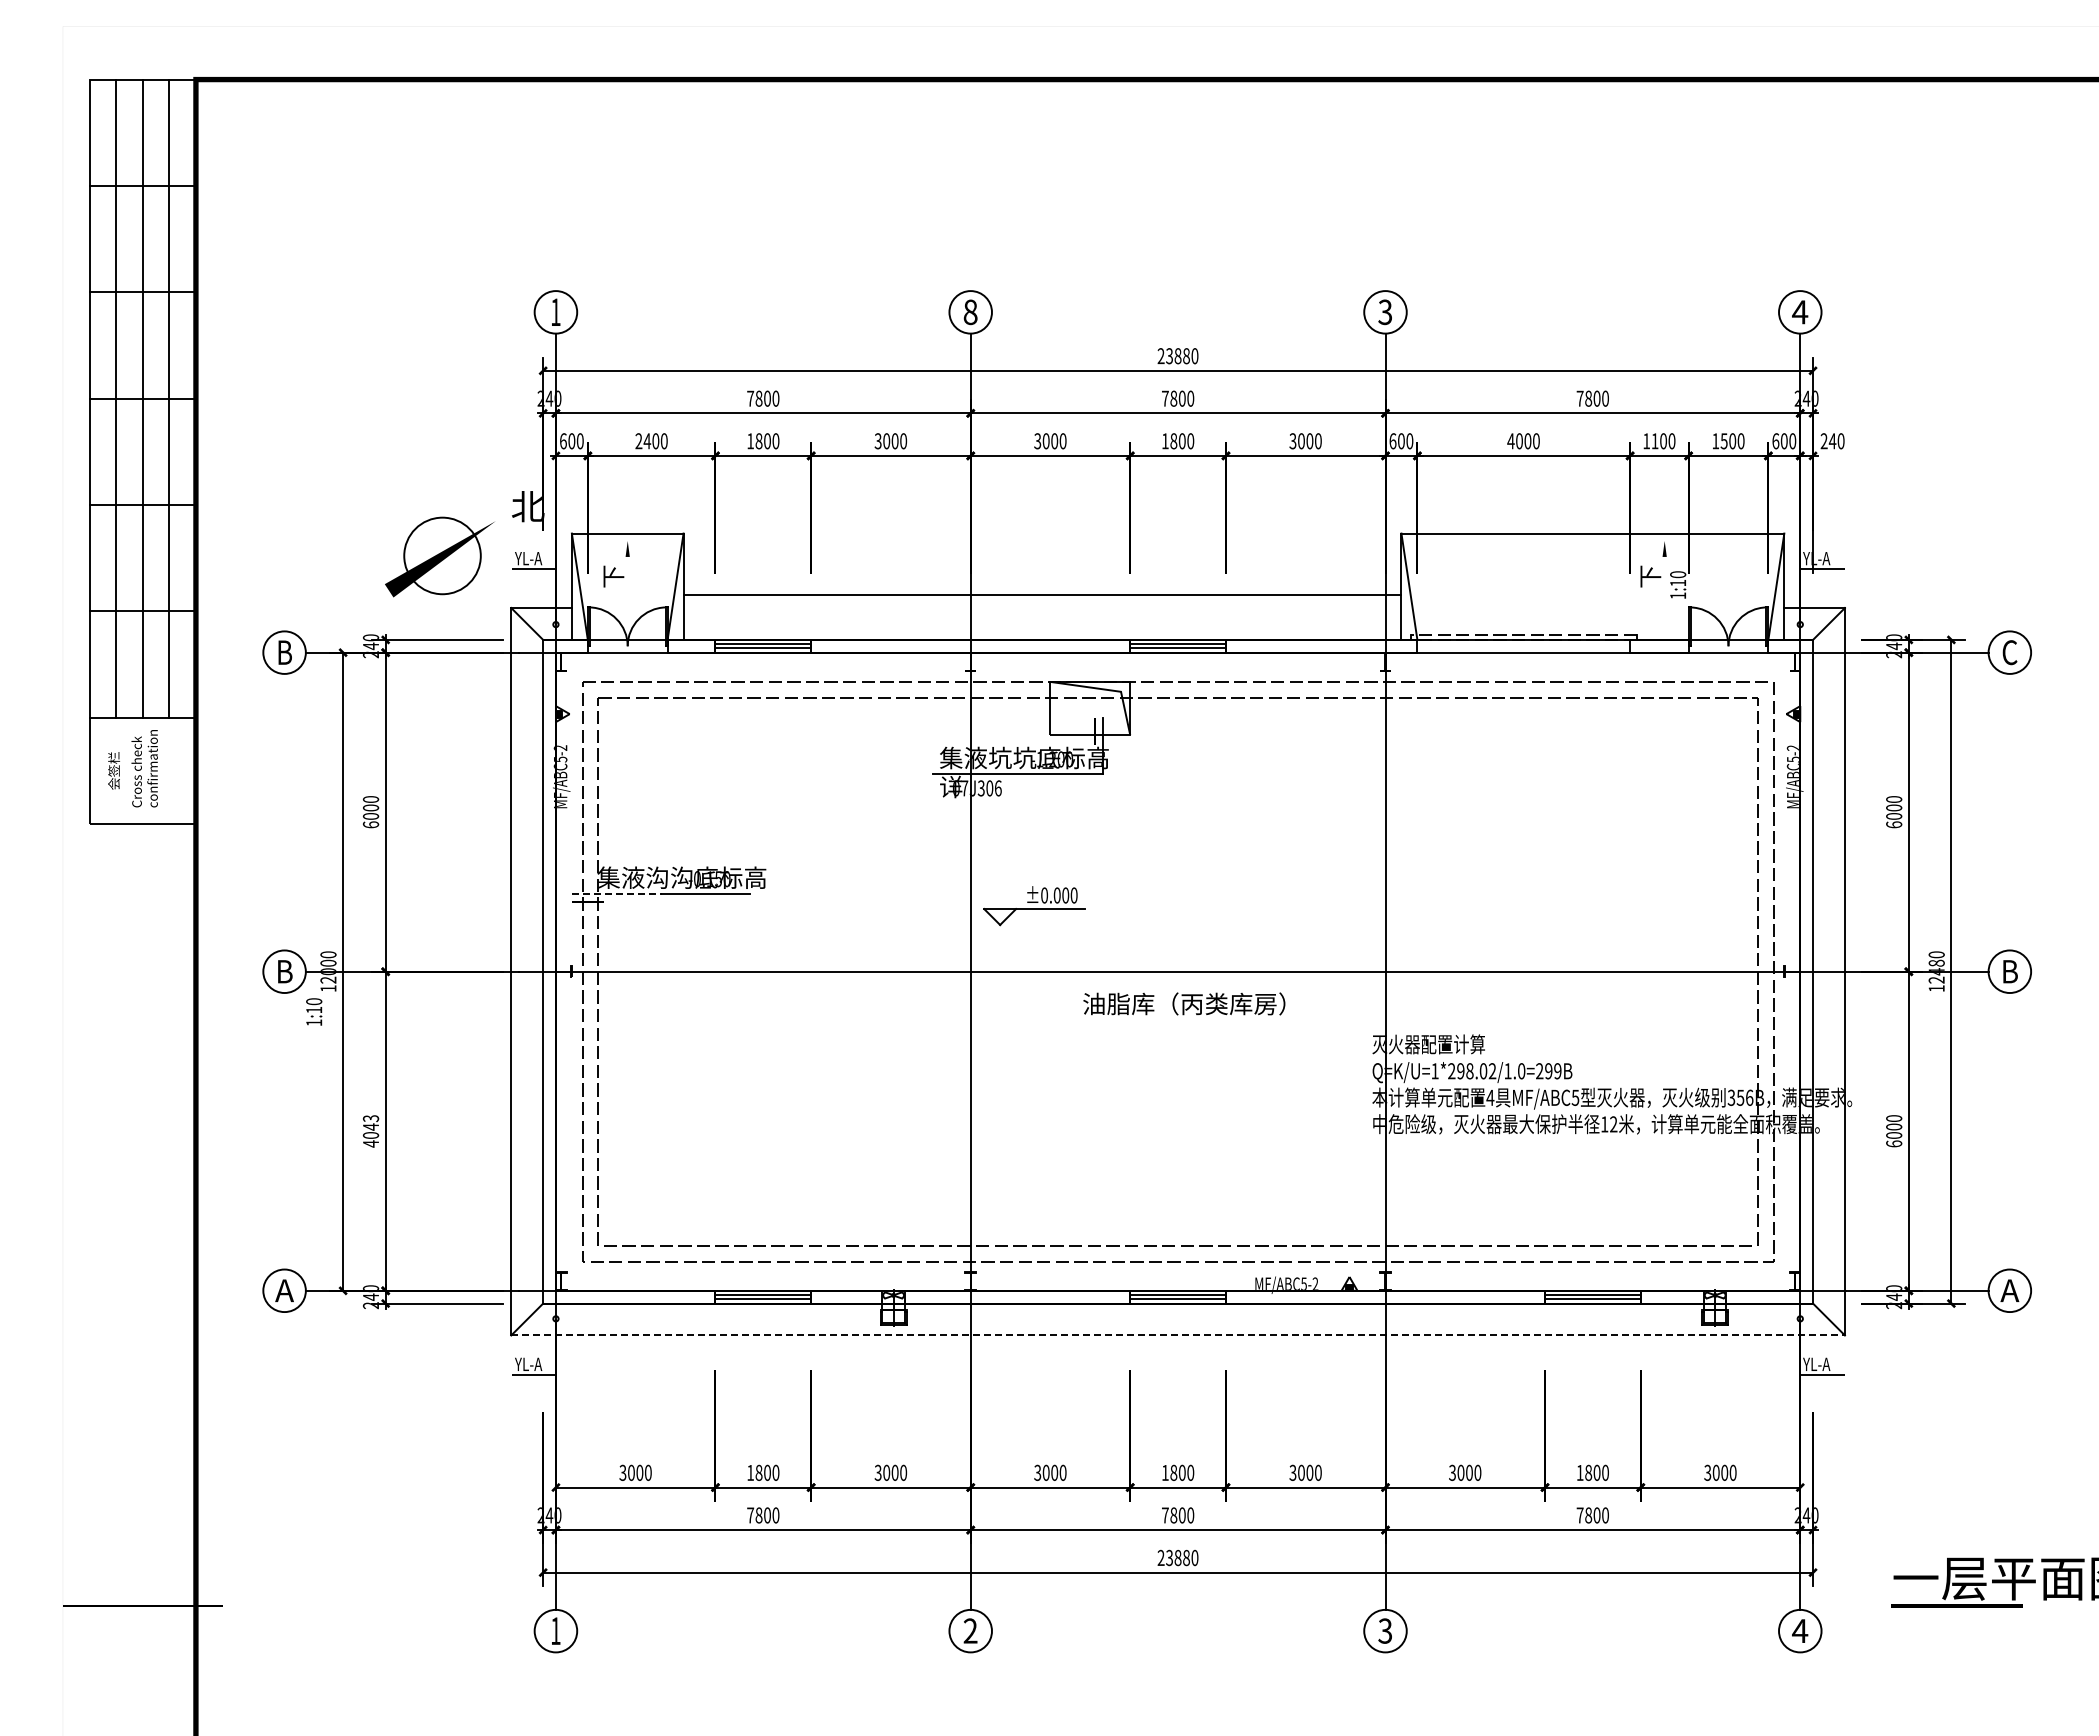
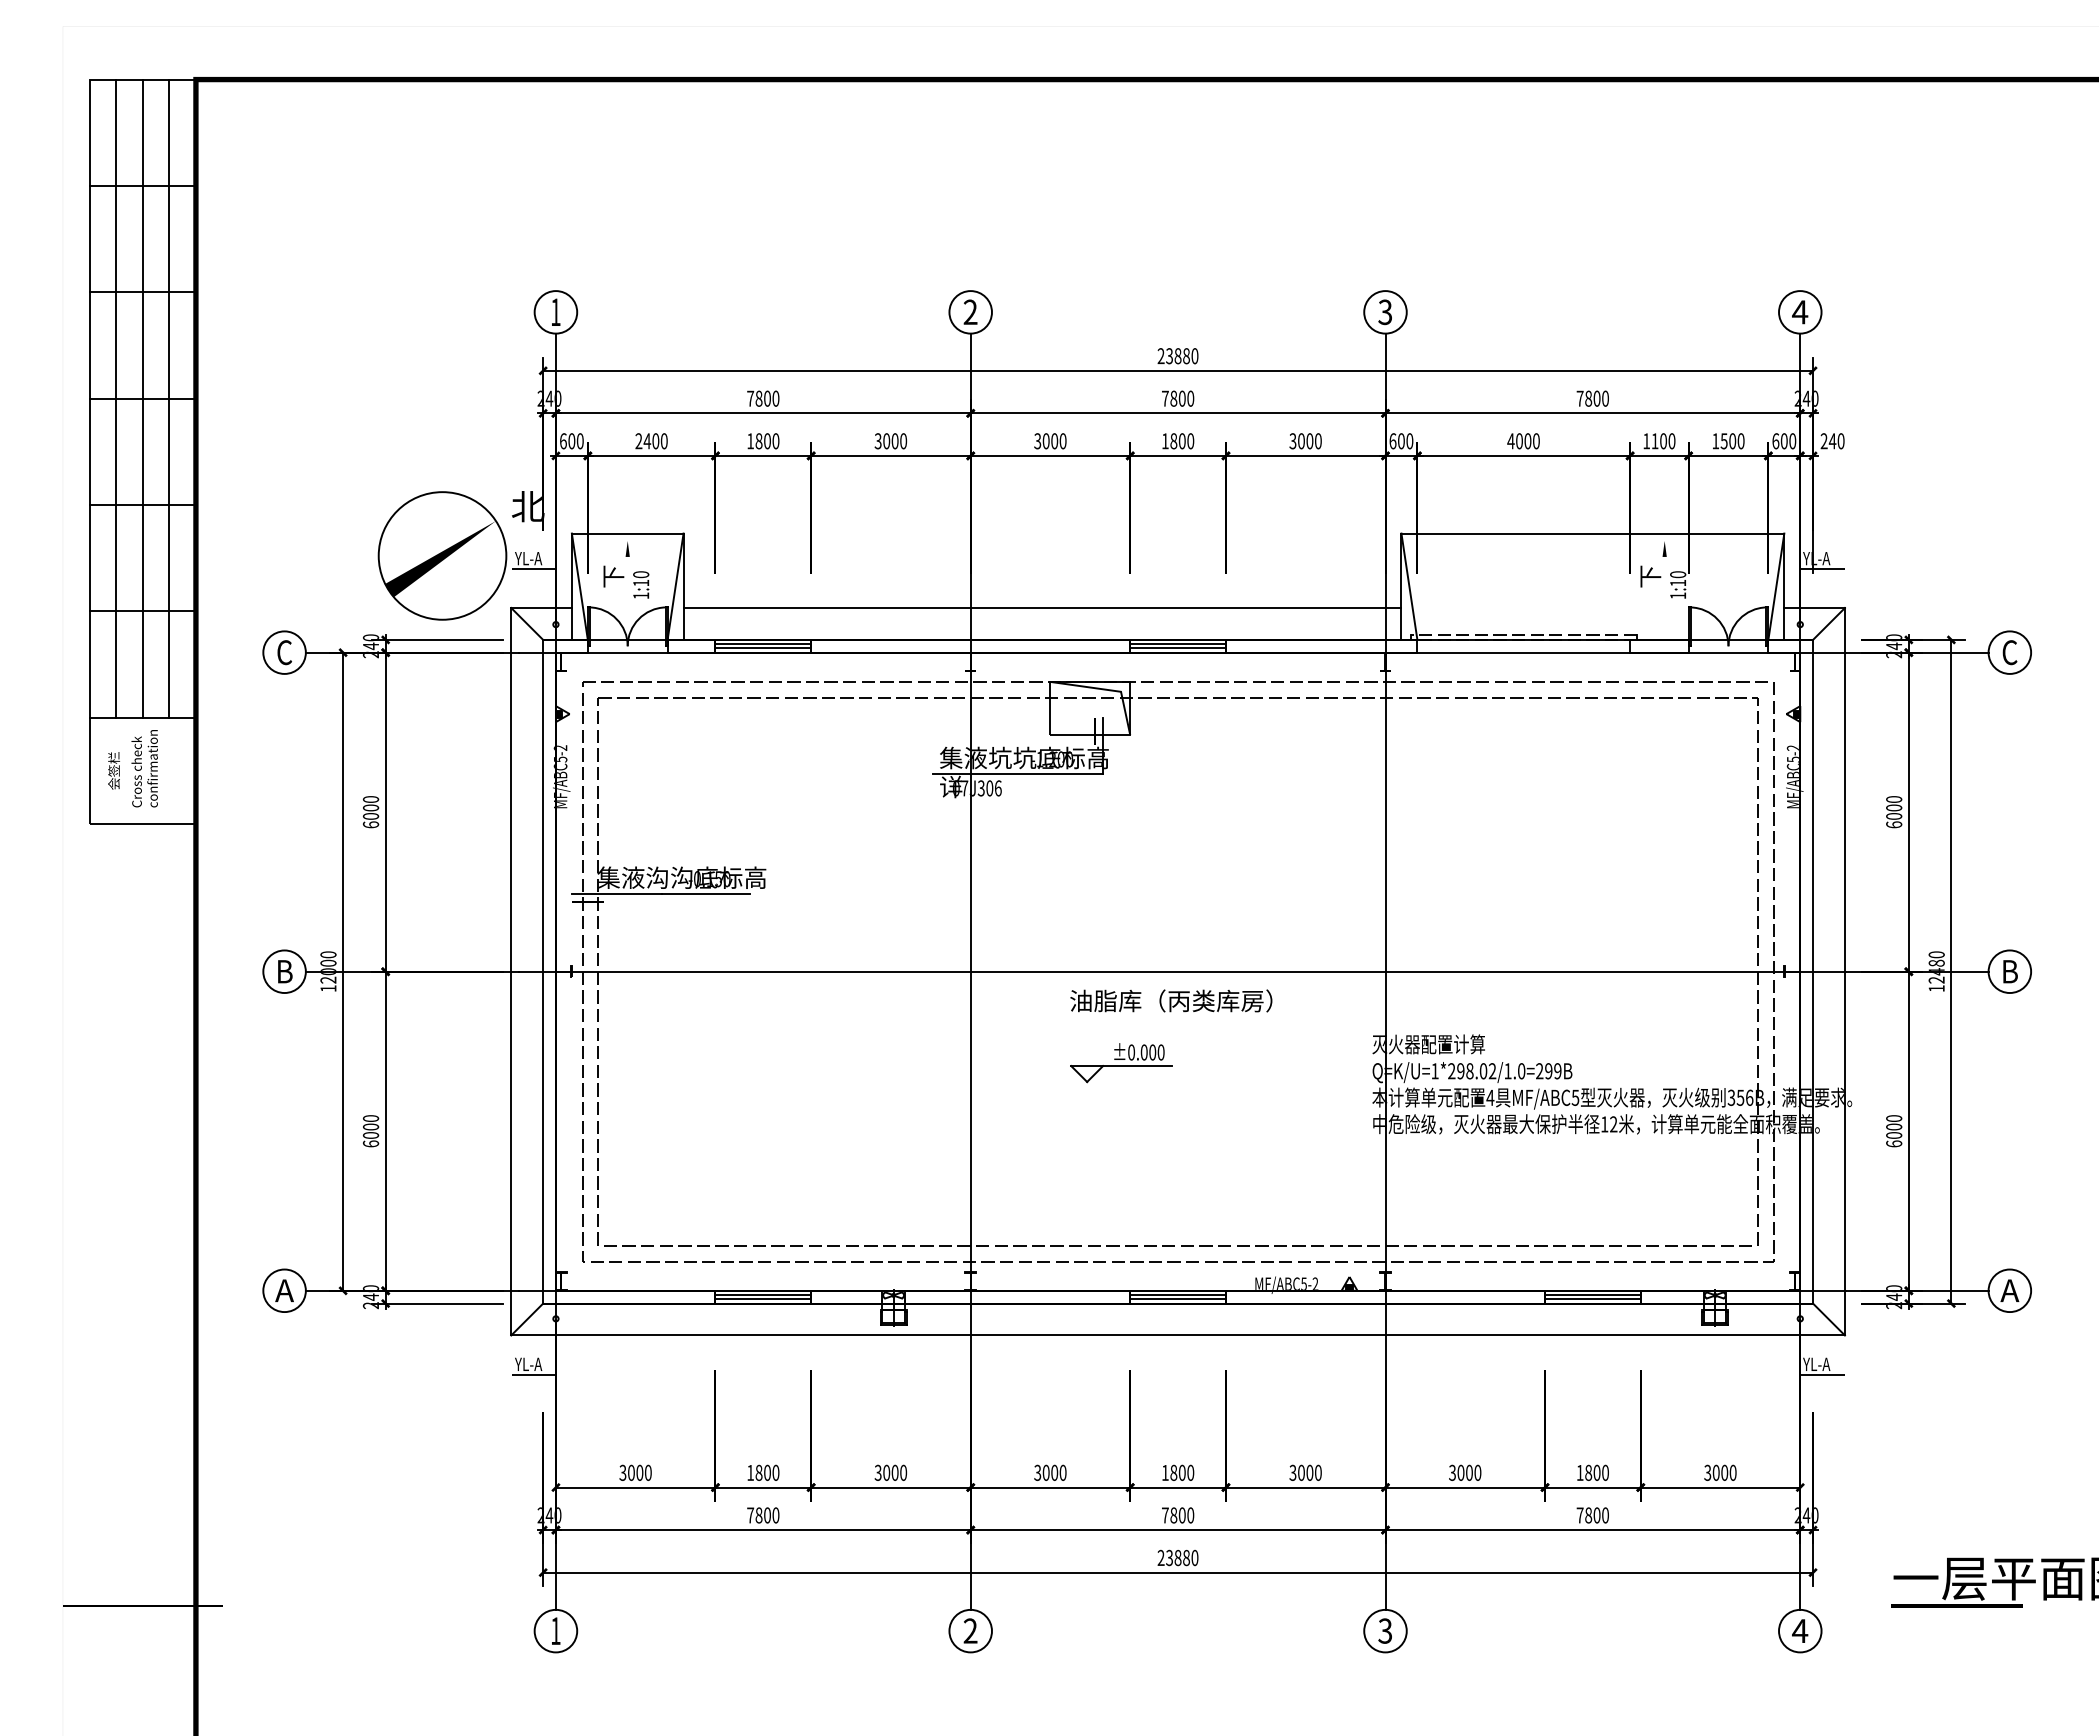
text: 8 -> 2 (970, 312)
circle diameter: 77 px -> 128 px (442, 555)
line position: (1042, 595) -> (1042, 608) (1042, 608)
text: B -> C (284, 652)
line: dashed -> solid (617, 894)
part position: (1034, 906) -> (1121, 1063) (1121, 1063)
text position: (1184, 1003) -> (1171, 1000) (1171, 1000)
text position: (314, 1011) -> (641, 584) (641, 584)
text: 4043 -> 6000 (370, 1131)
line: dashed -> solid (1178, 1335)
